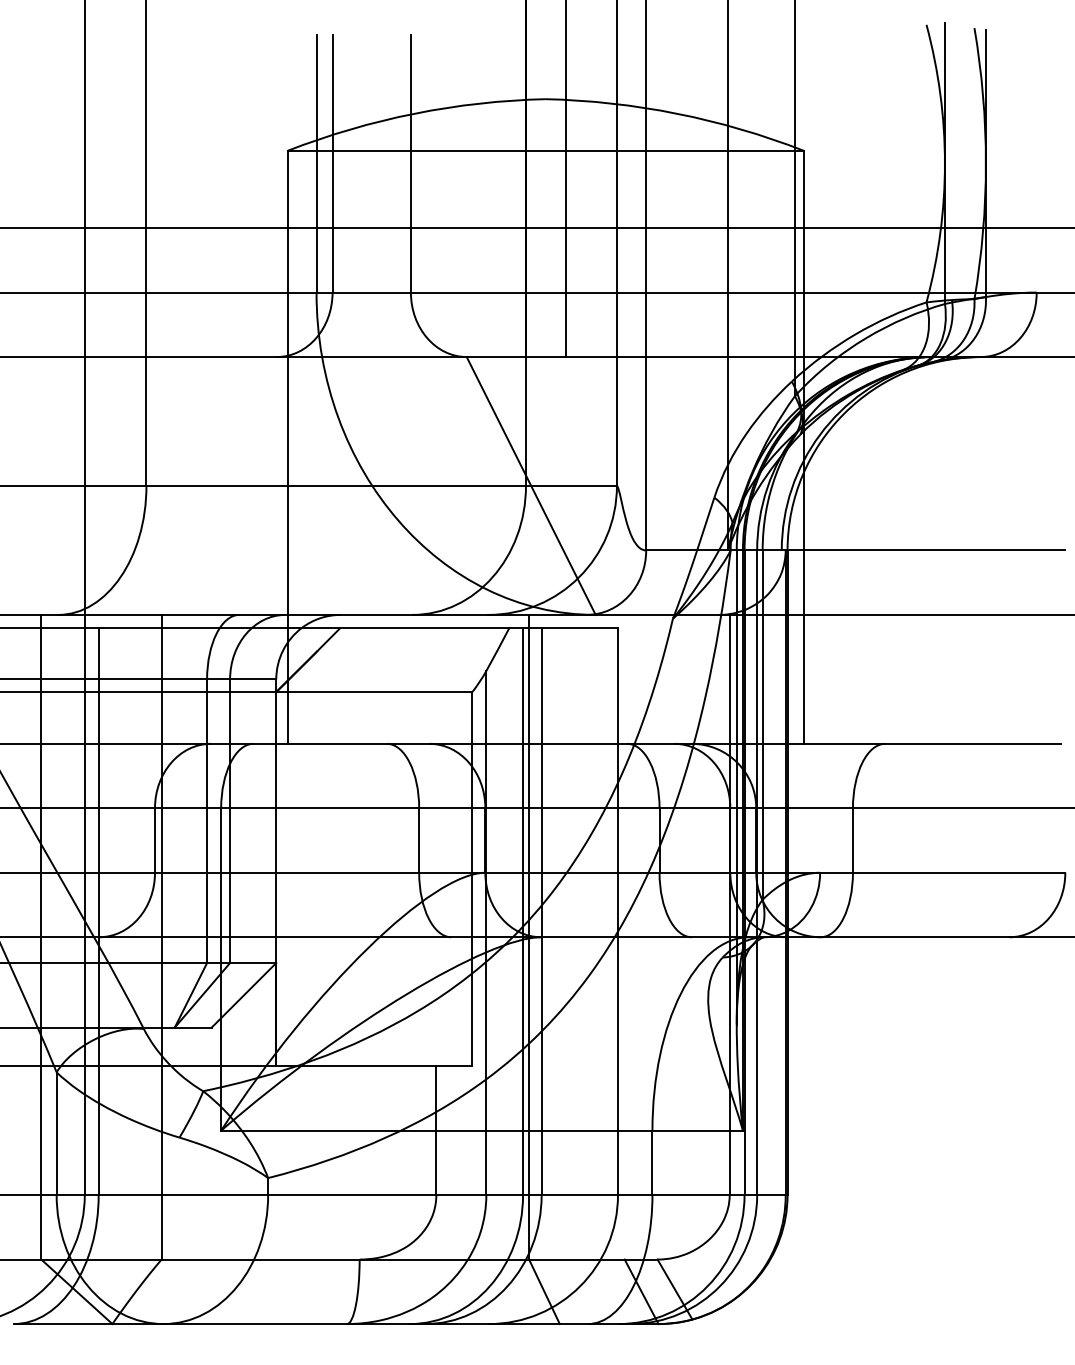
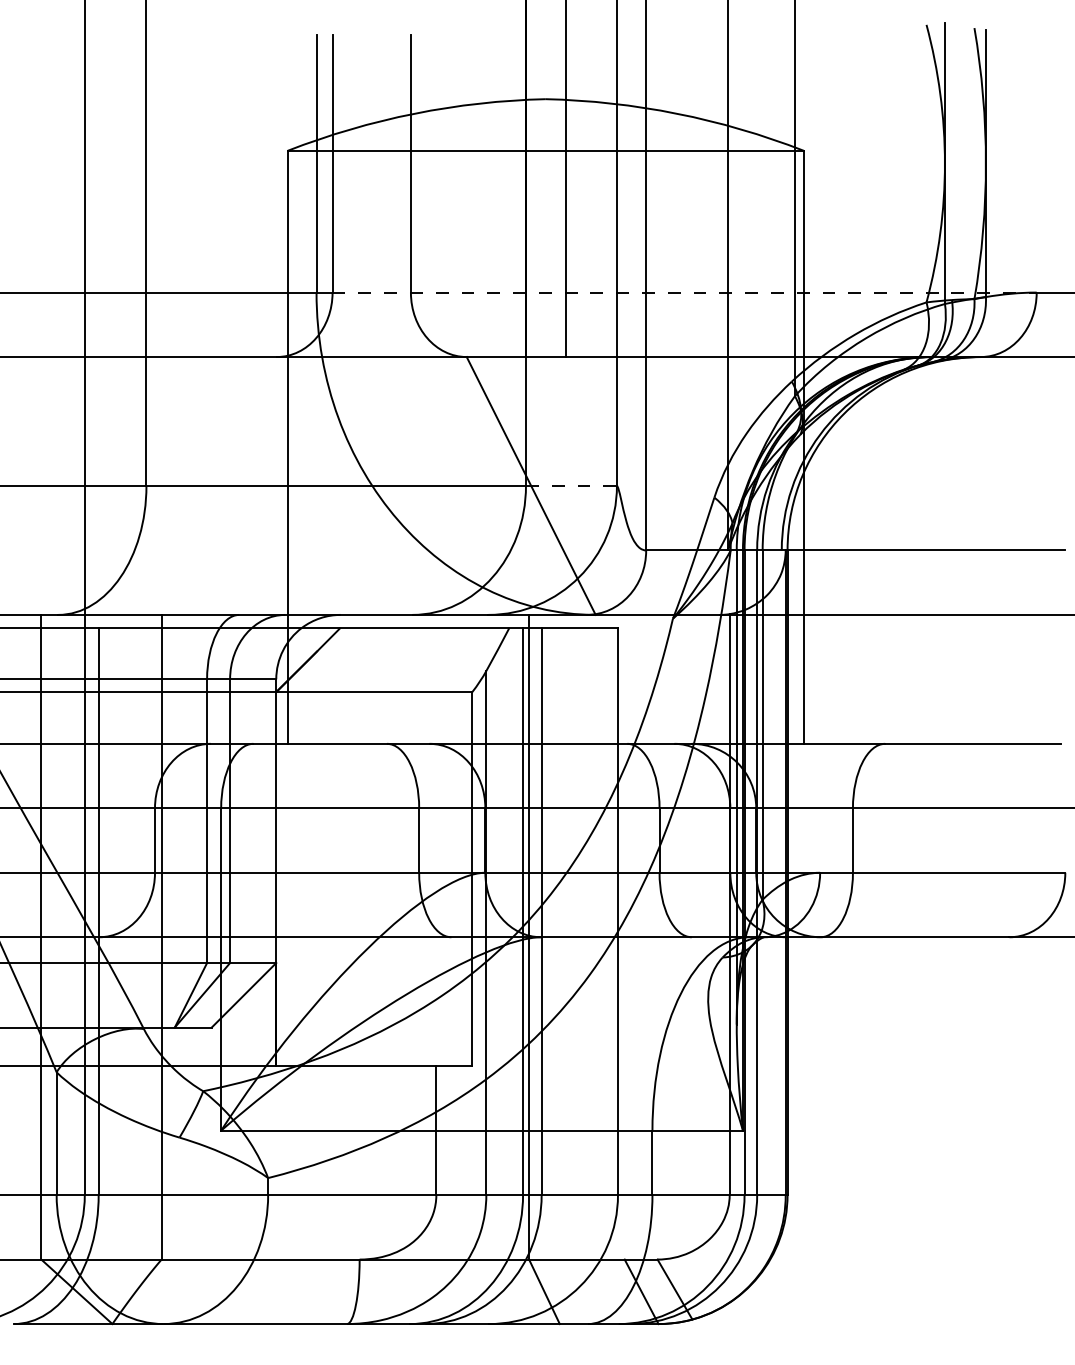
line: present -> none (536, 228)
line: solid -> dashed (685, 292)
line: solid -> dashed (571, 485)
